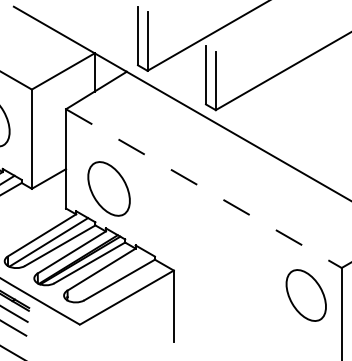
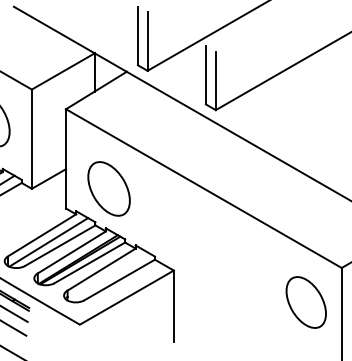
line: dashed -> solid (204, 188)
part position: (305, 295) -> (305, 302) (305, 302)
